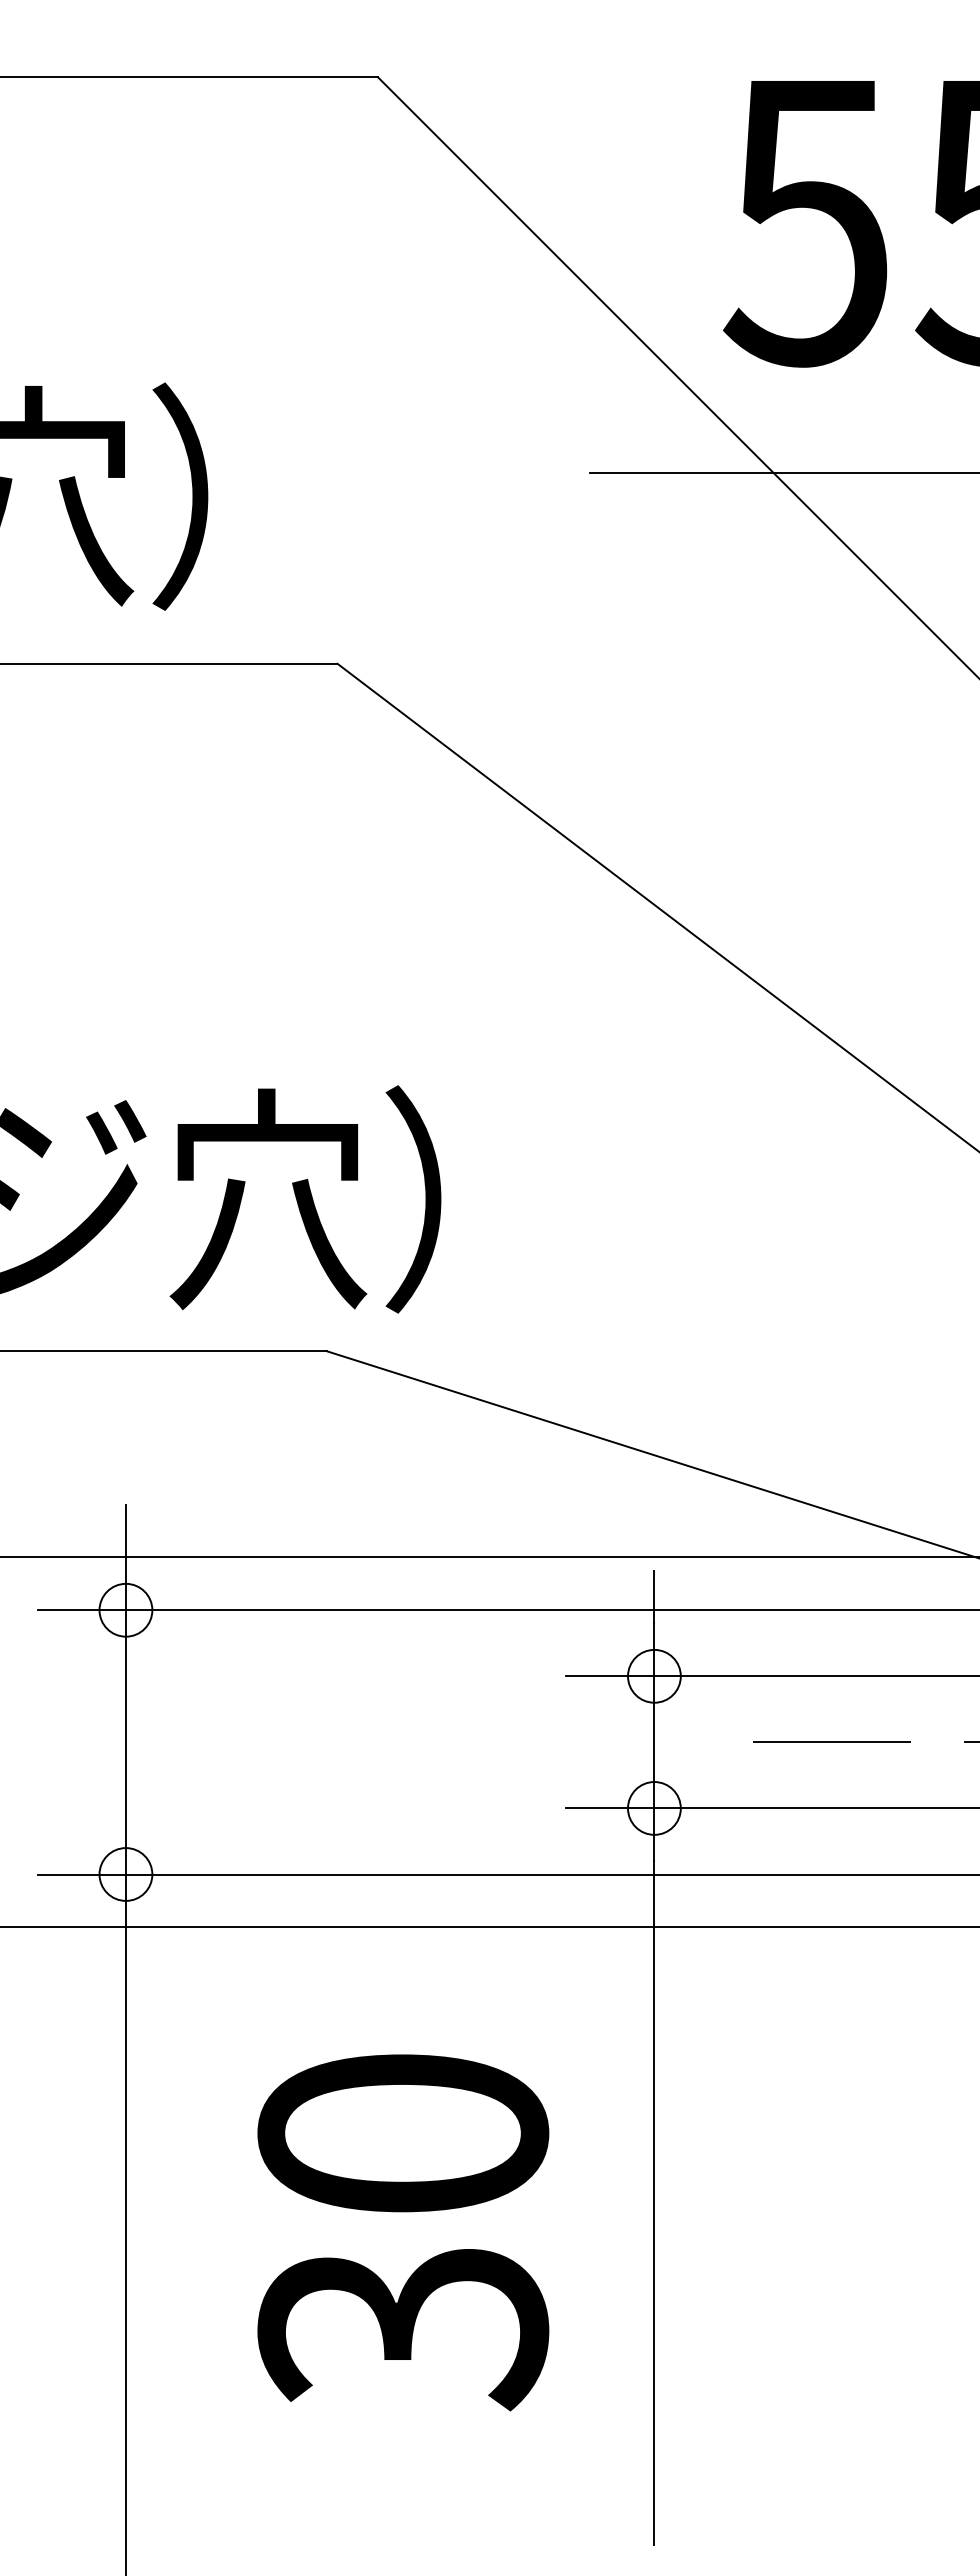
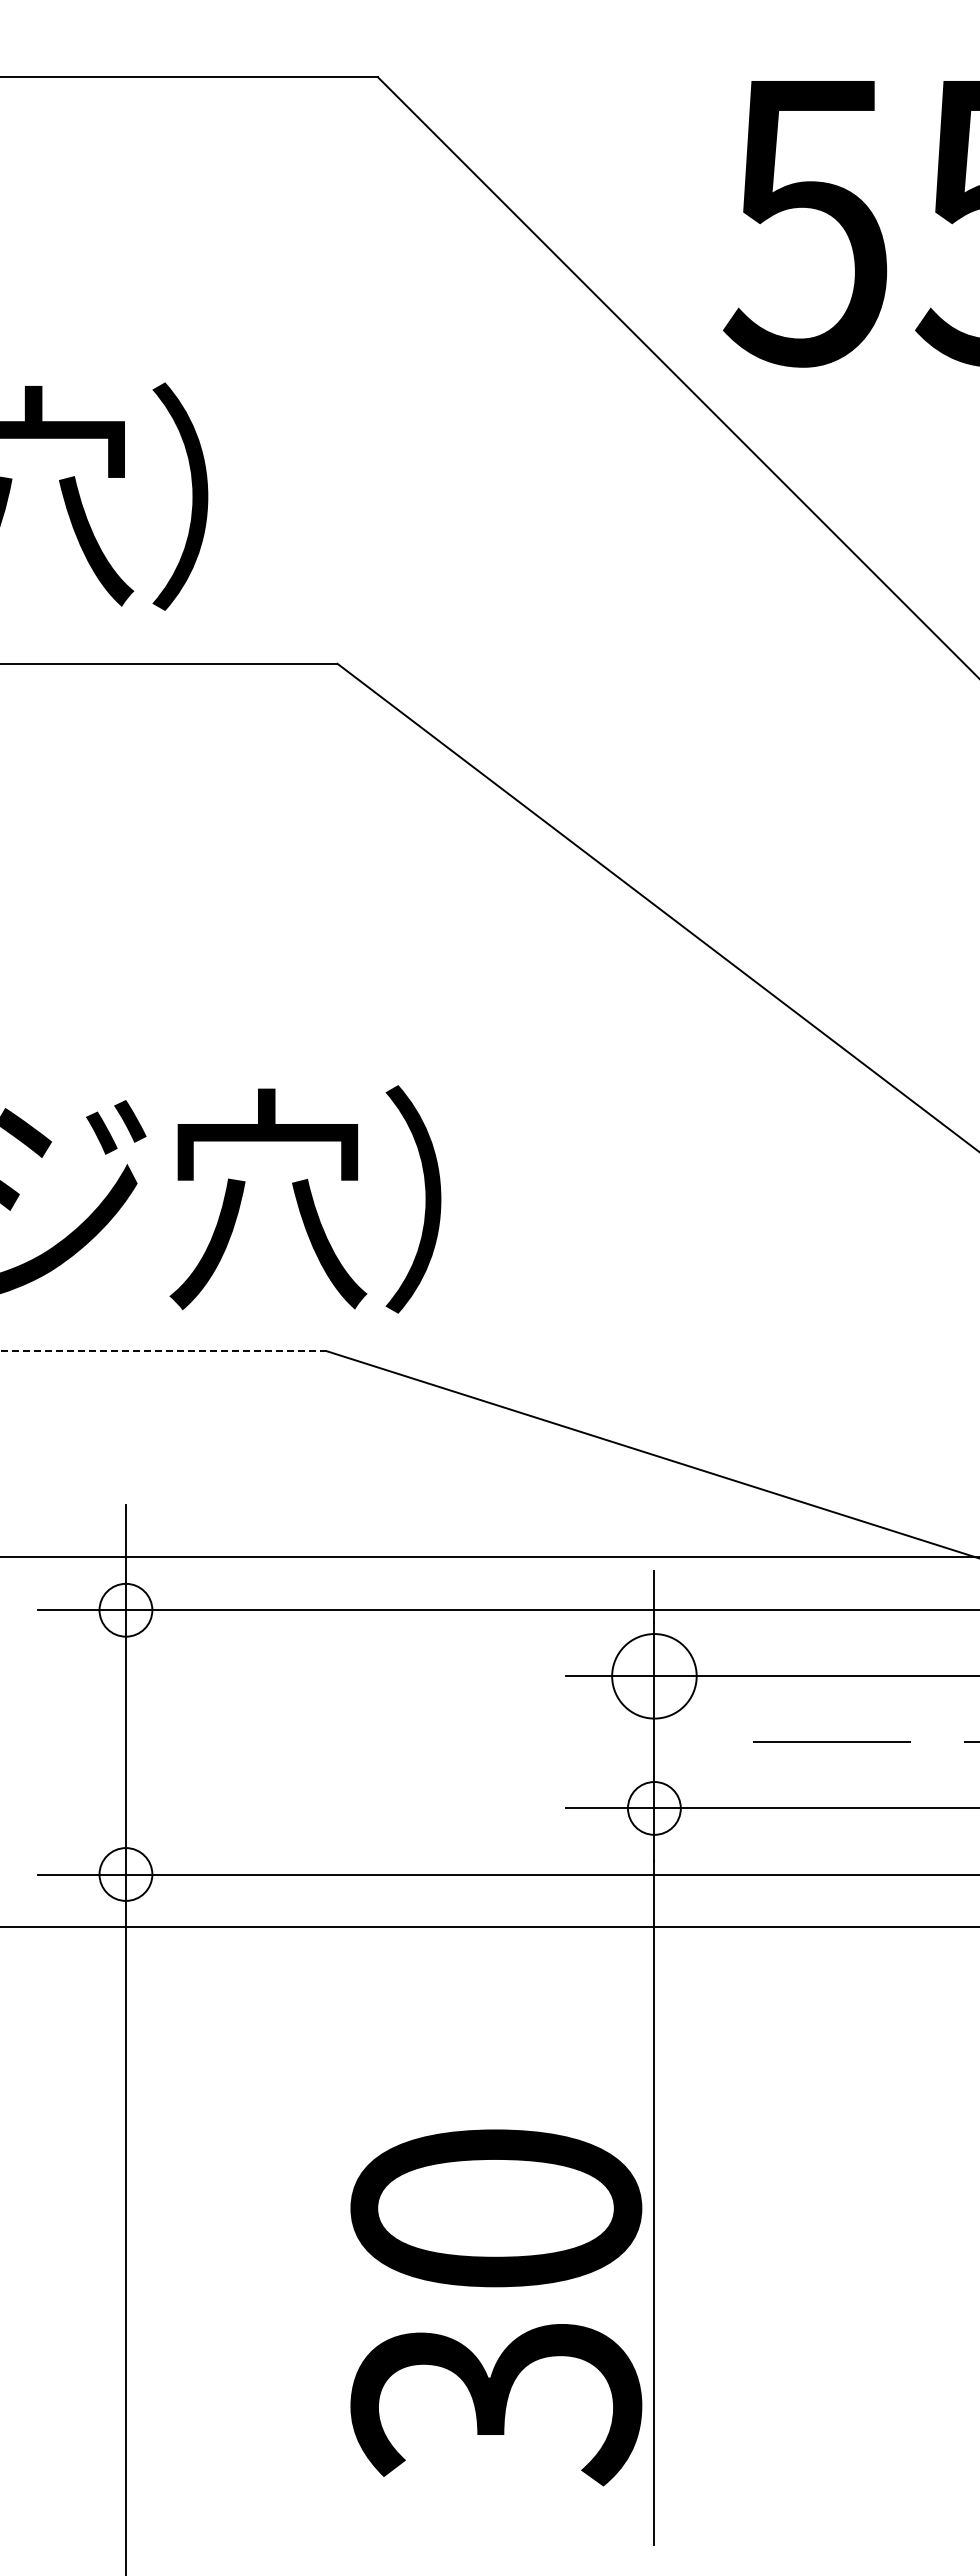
line: present -> none (783, 472)
line: solid -> dashed (163, 1351)
circle diameter: 53 px -> 85 px (654, 1676)
text position: (403, 2232) -> (496, 2307) (496, 2307)
